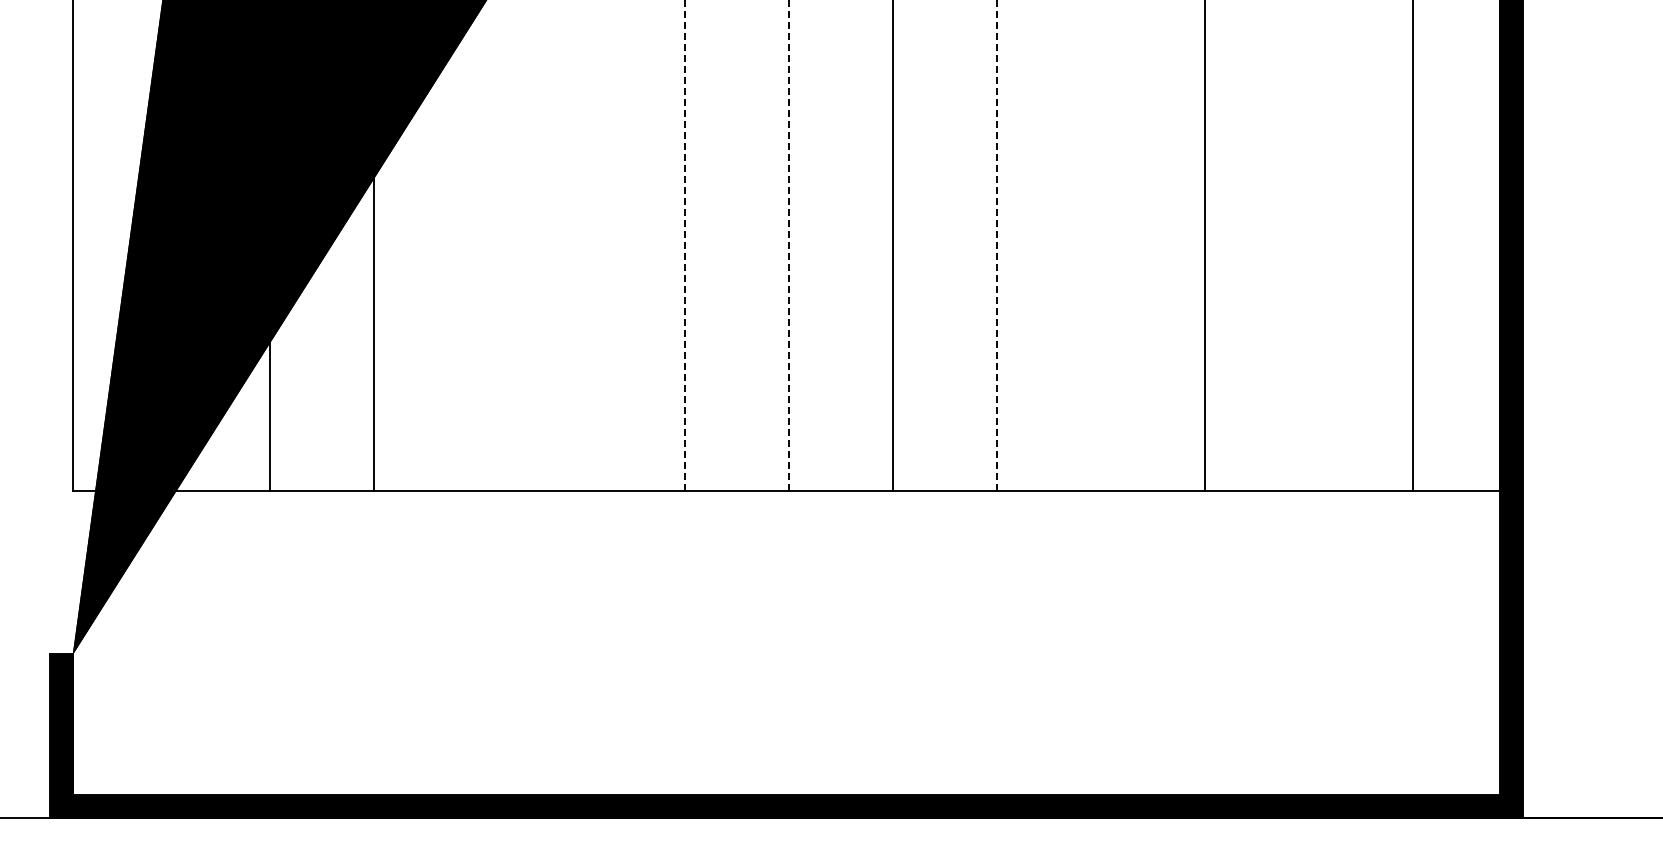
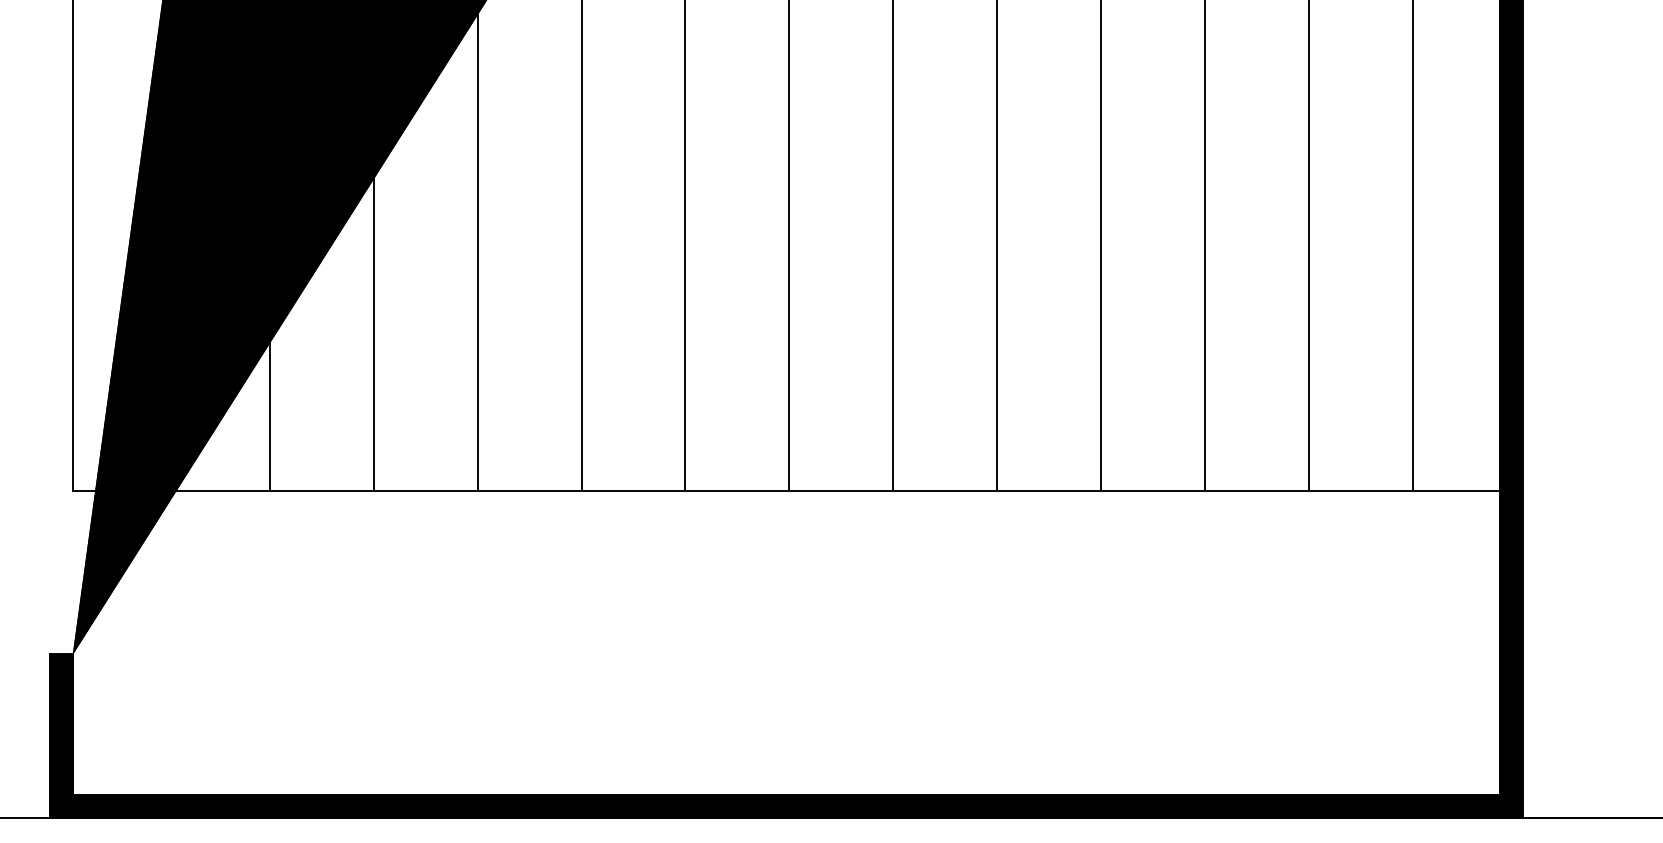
line: none -> present (581, 245)
line: dashed -> solid (685, 245)
line: dashed -> solid (789, 245)
line: dashed -> solid (997, 245)
line: none -> present (477, 246)
line: none -> present (1101, 246)
line: none -> present (1308, 246)
